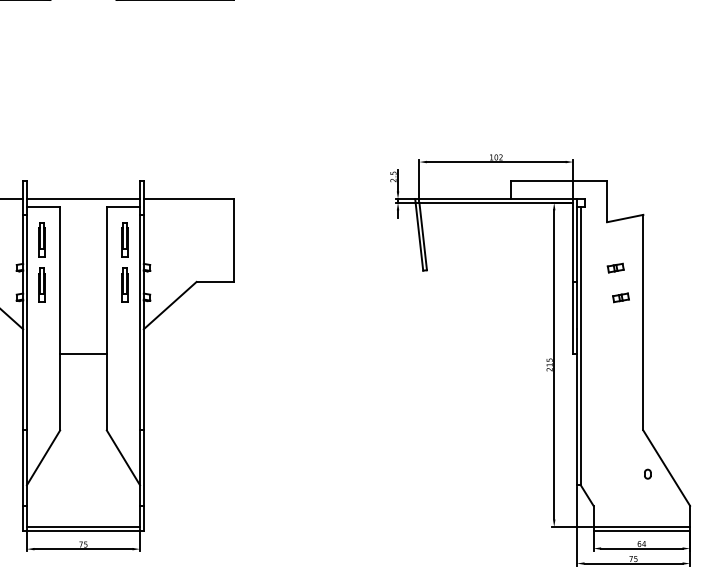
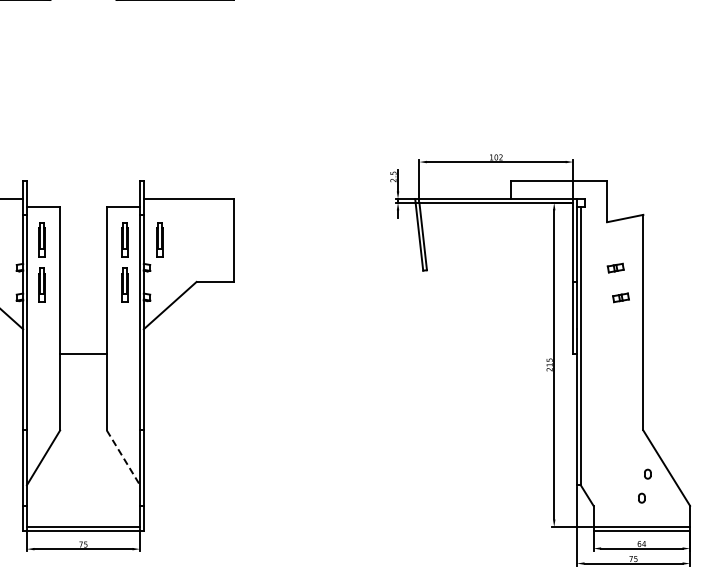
line: present -> none (83, 199)
part: none -> present (159, 239)
line: solid -> dashed (123, 457)
part: none -> present (641, 497)
